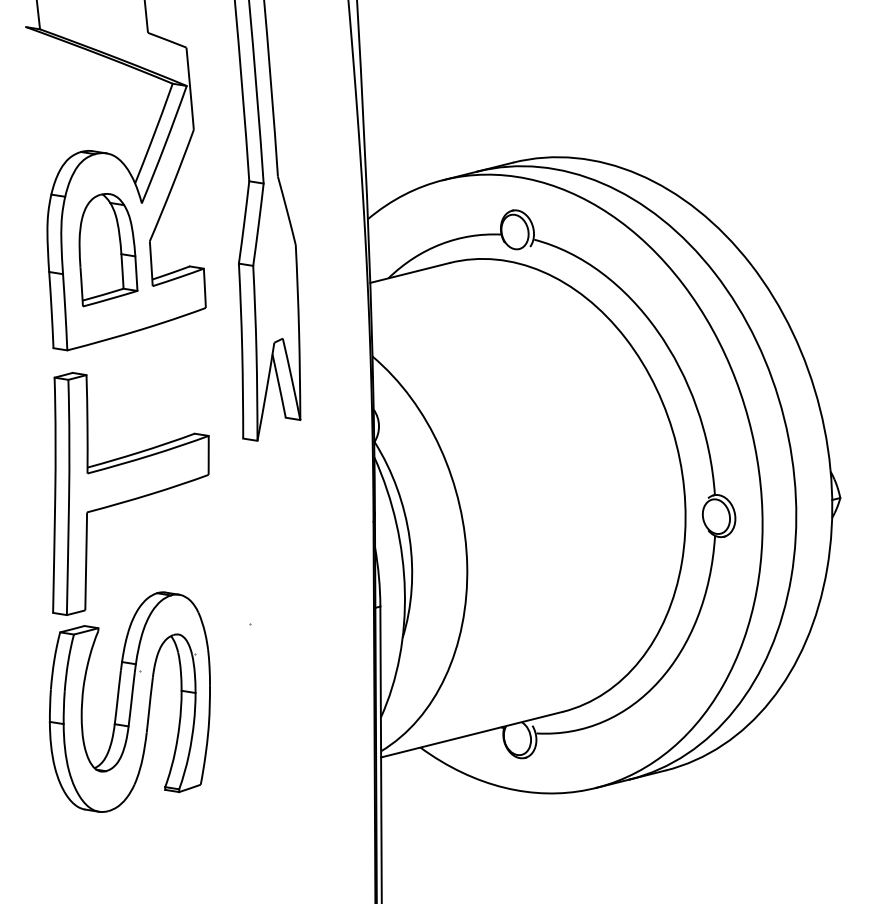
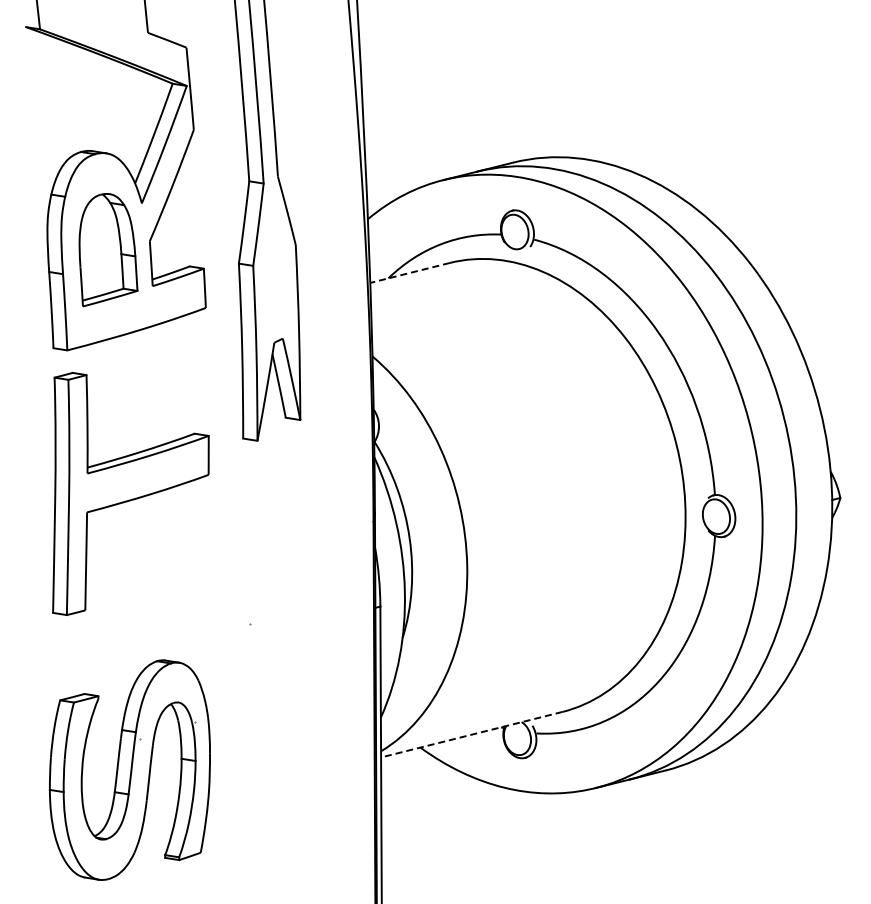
line: solid -> dashed (409, 273)
part position: (129, 701) -> (129, 769) (129, 769)
line: solid -> dashed (471, 734)
